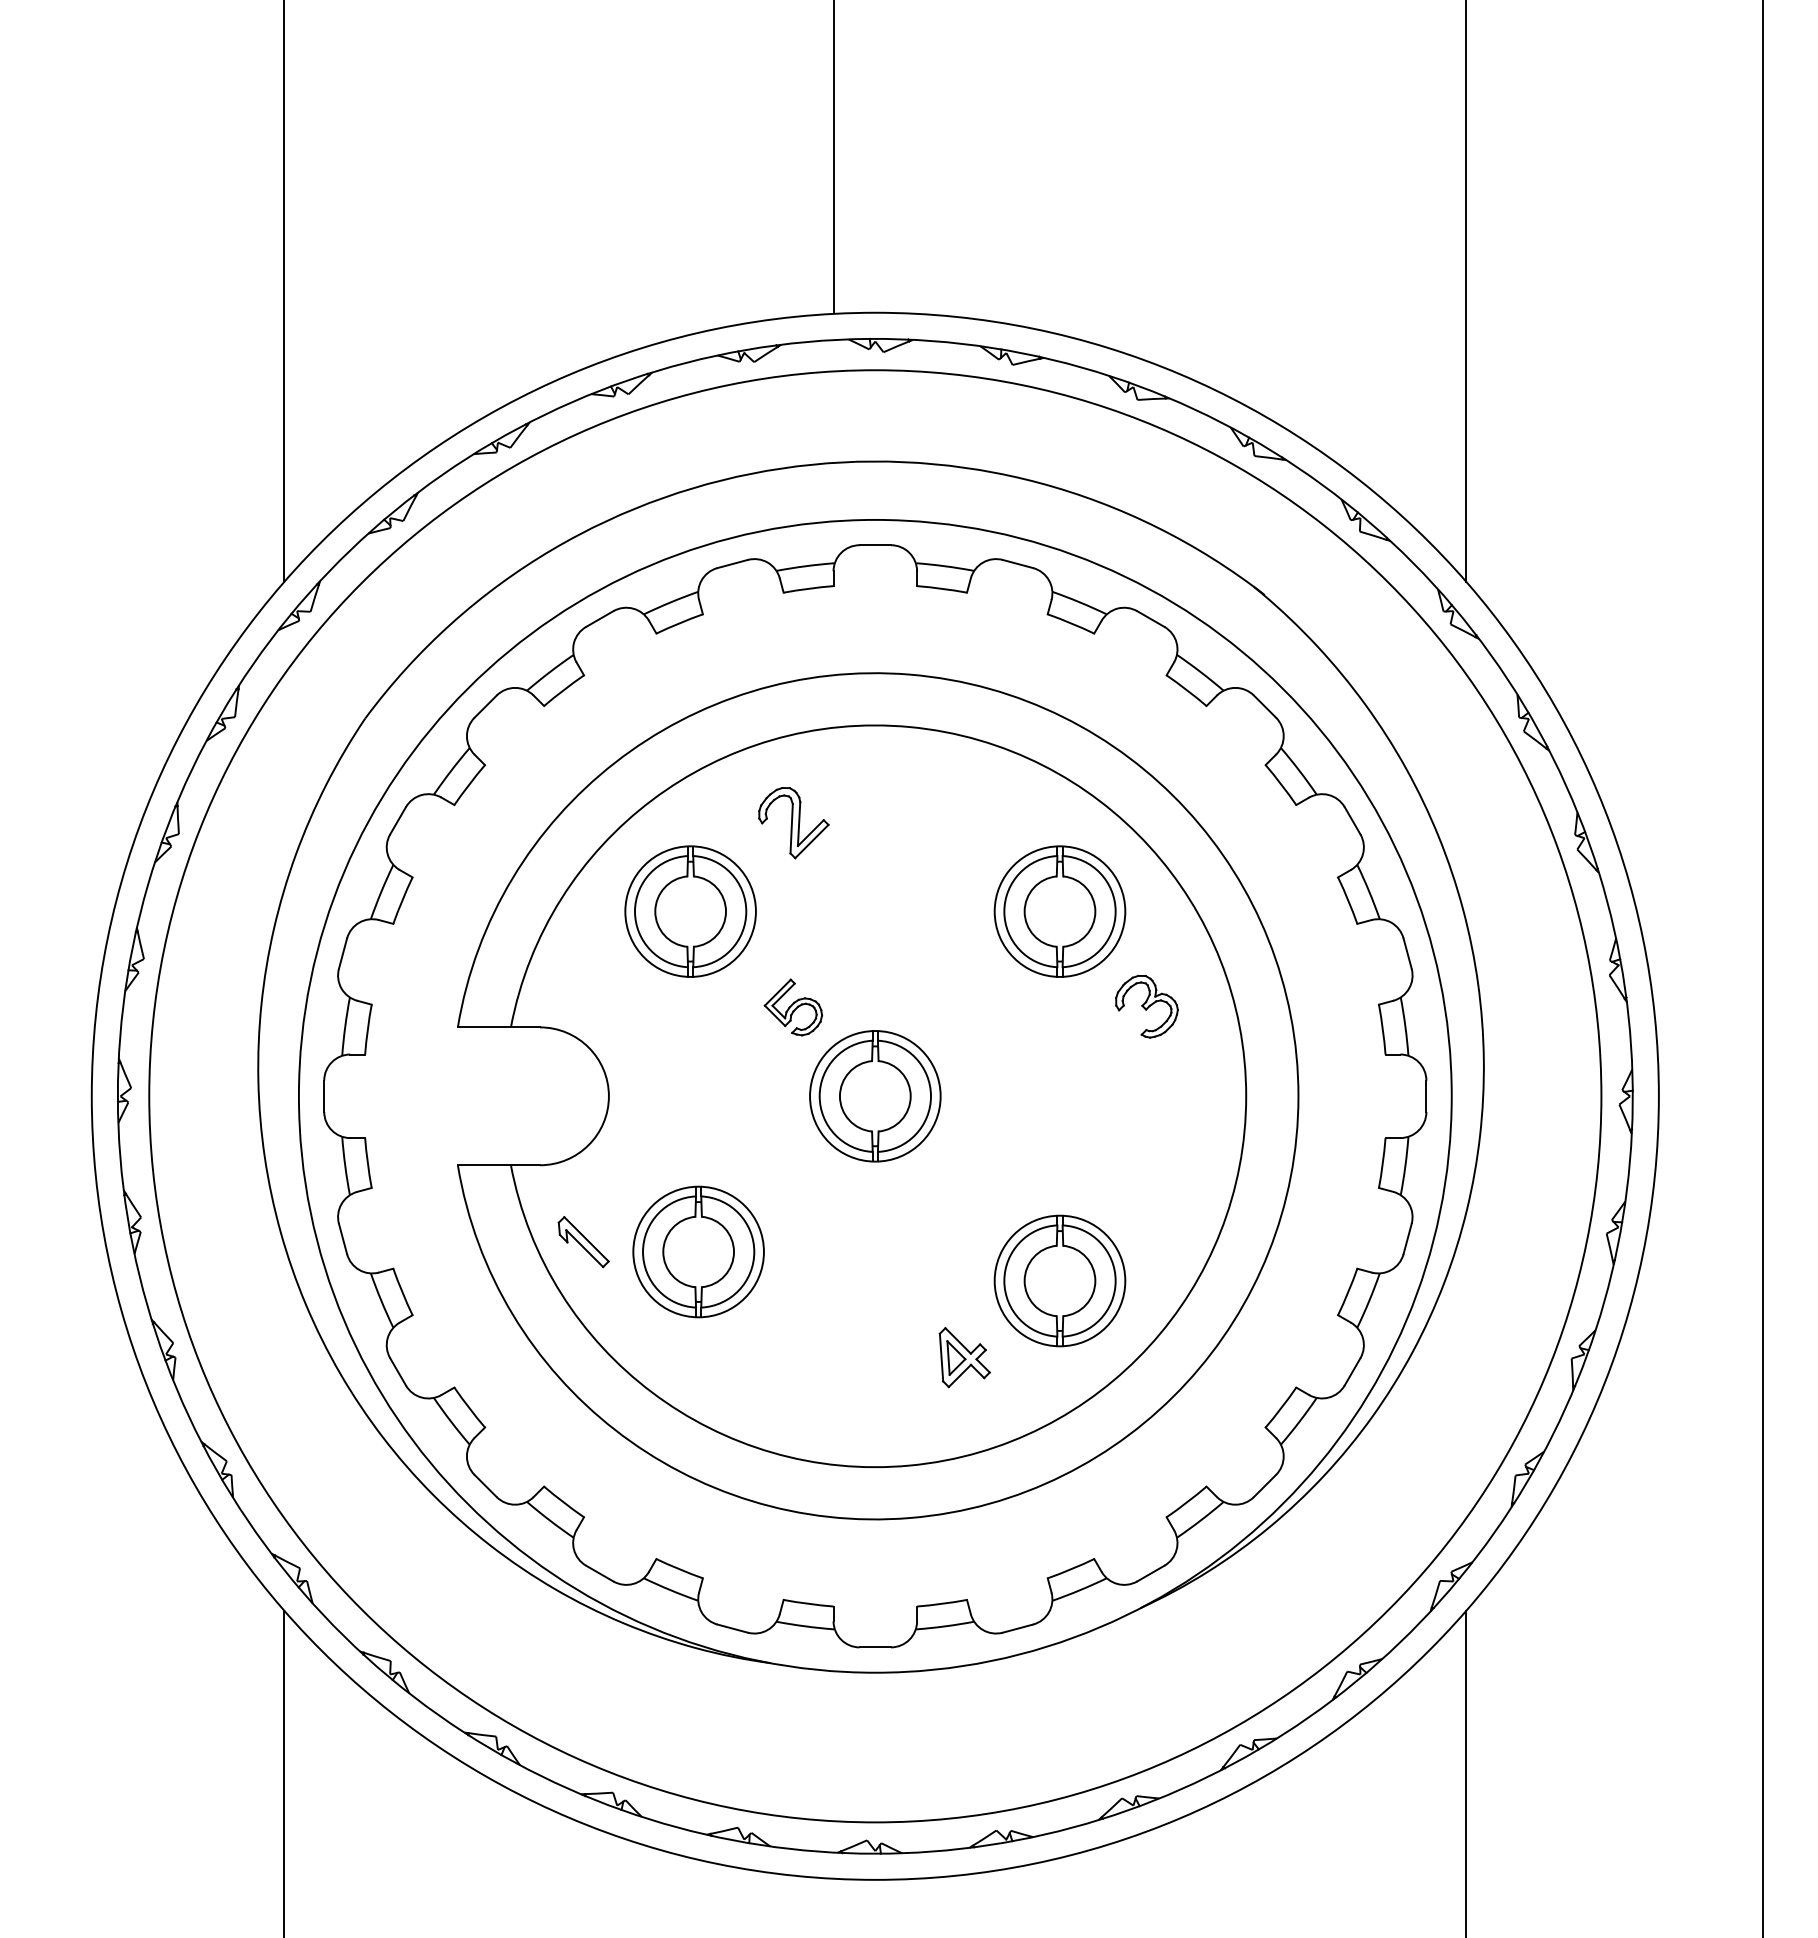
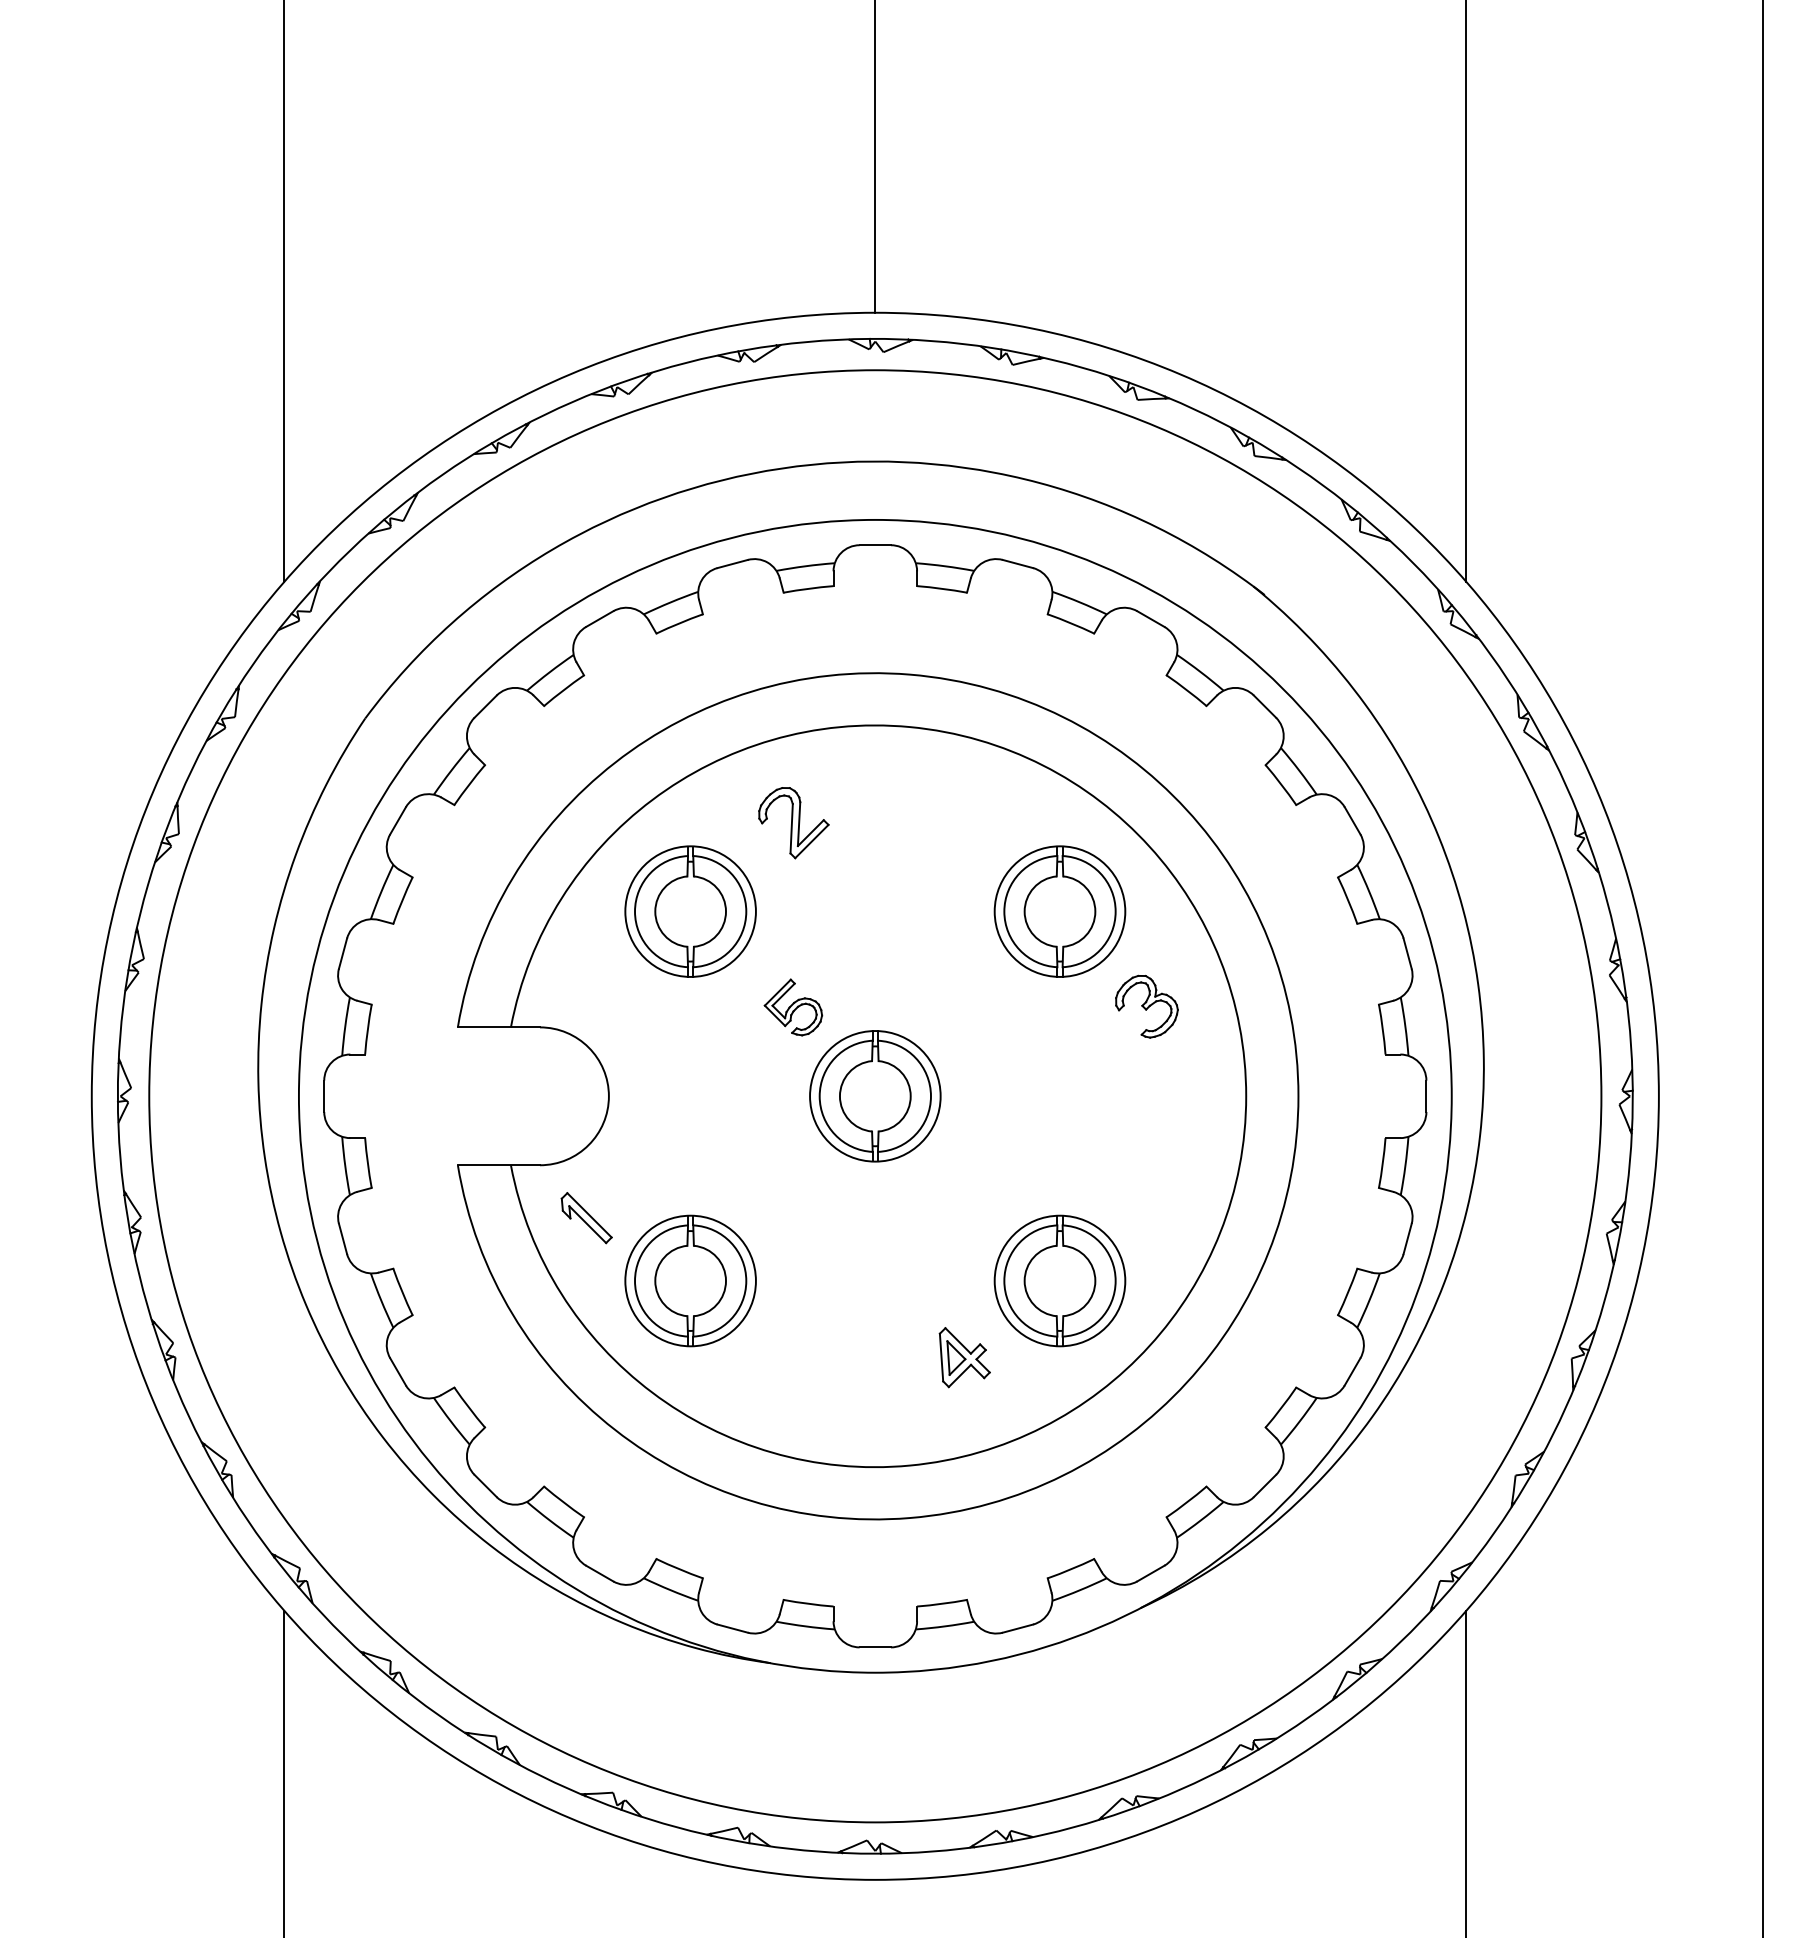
line position: (834, 157) -> (875, 157) (875, 157)
part position: (583, 1242) -> (586, 1218) (586, 1218)
part position: (698, 1251) -> (690, 1280) (690, 1280)
